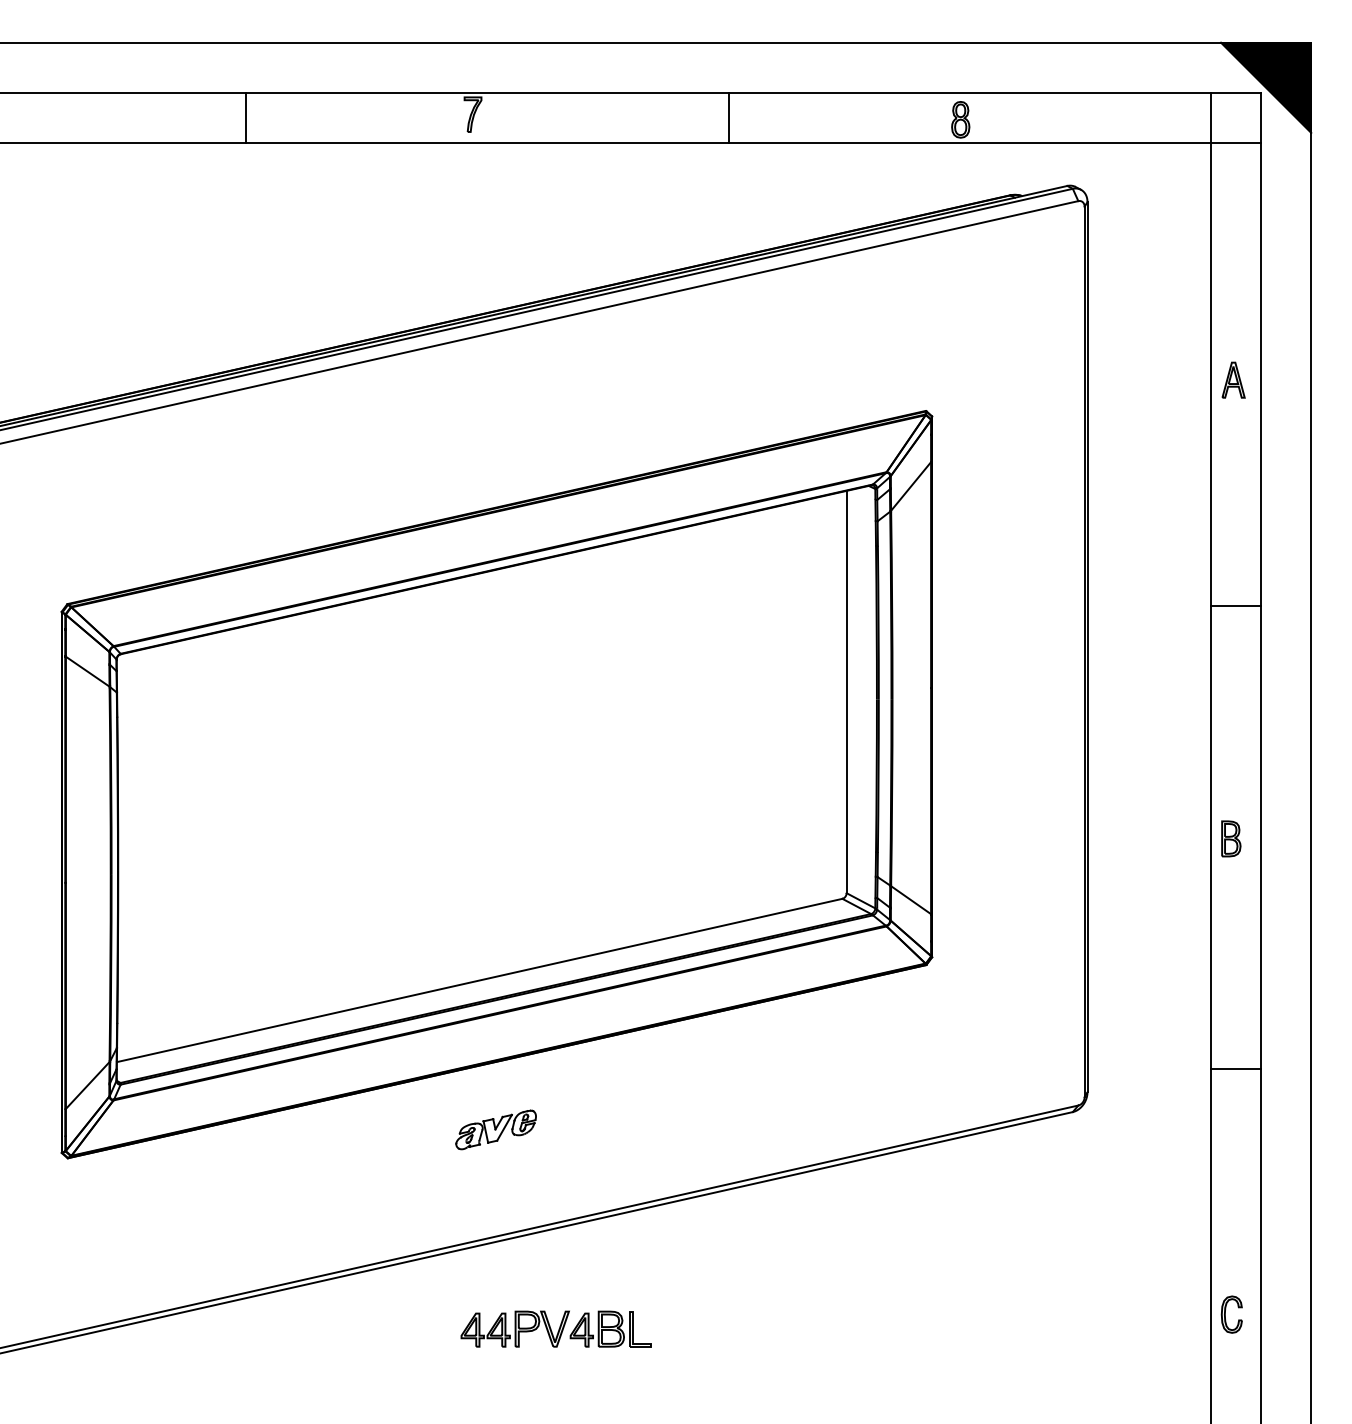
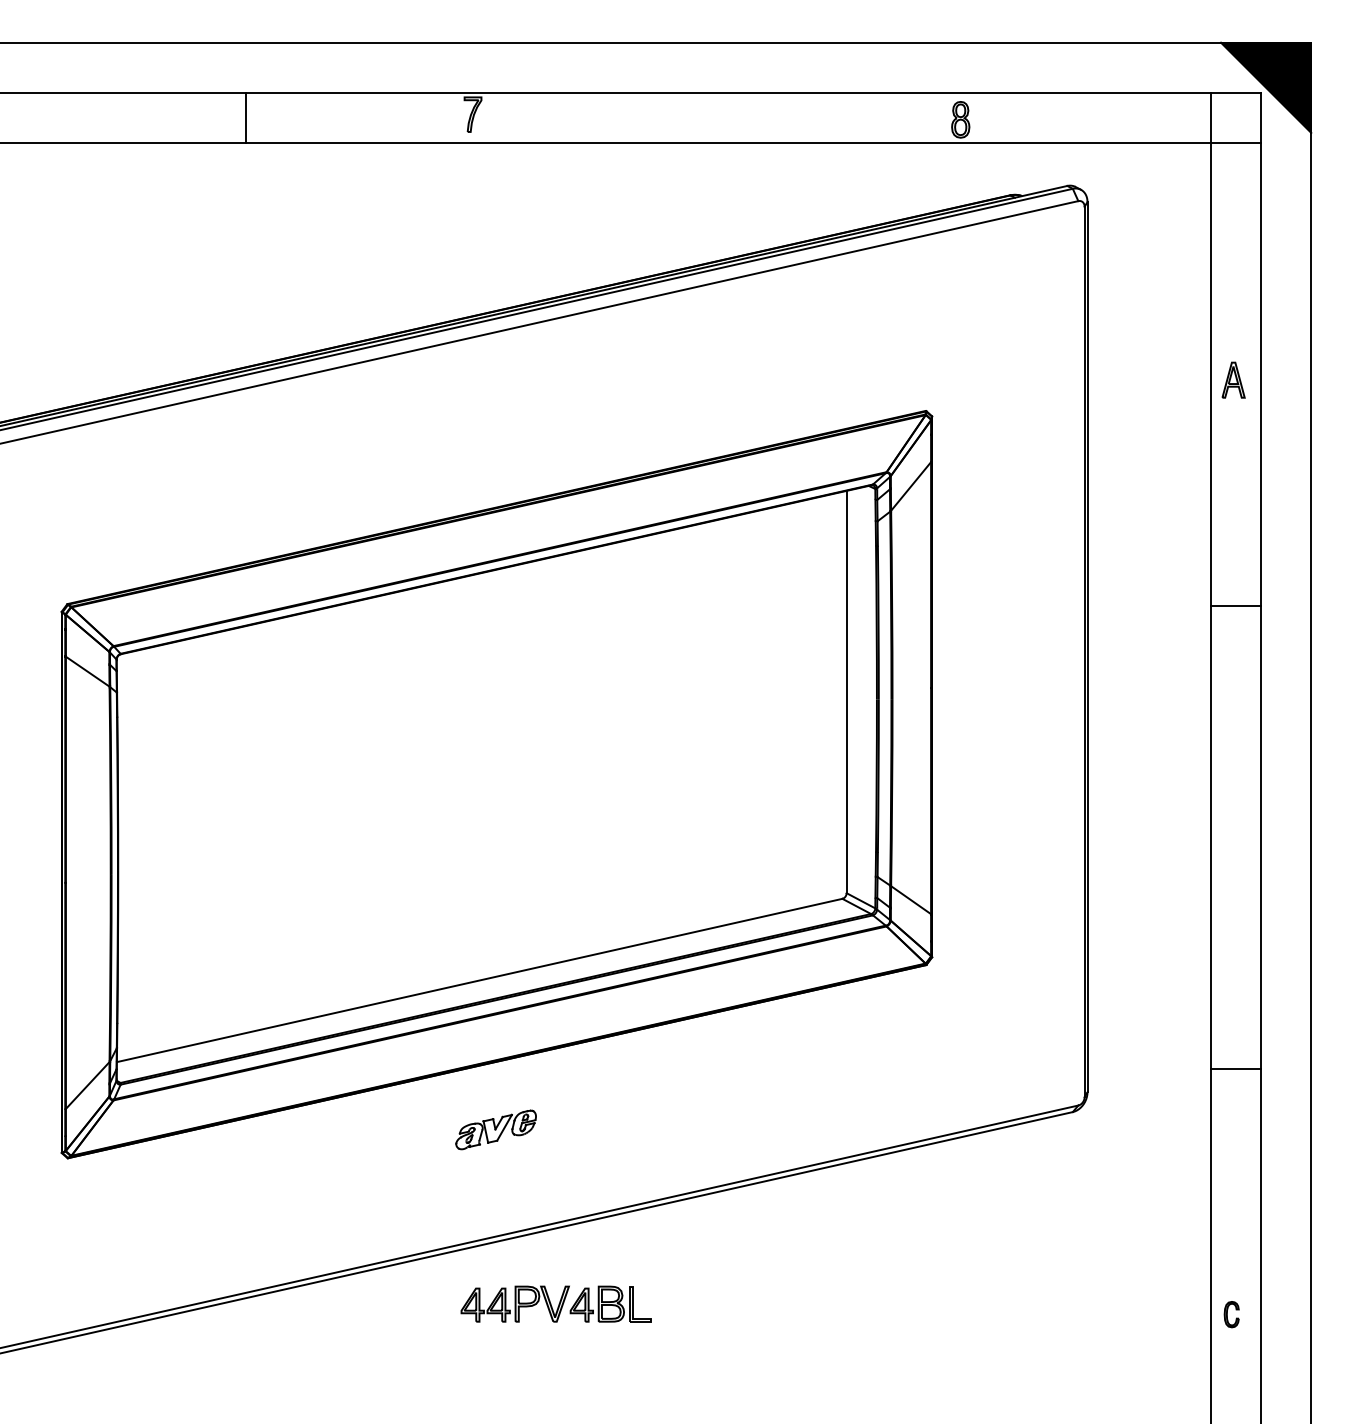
line: present -> none (728, 117)
part: present -> none (1231, 838)
part size: 23x39 px -> 17x28 px (1231, 1314)
part position: (555, 1328) -> (555, 1303) (555, 1303)
